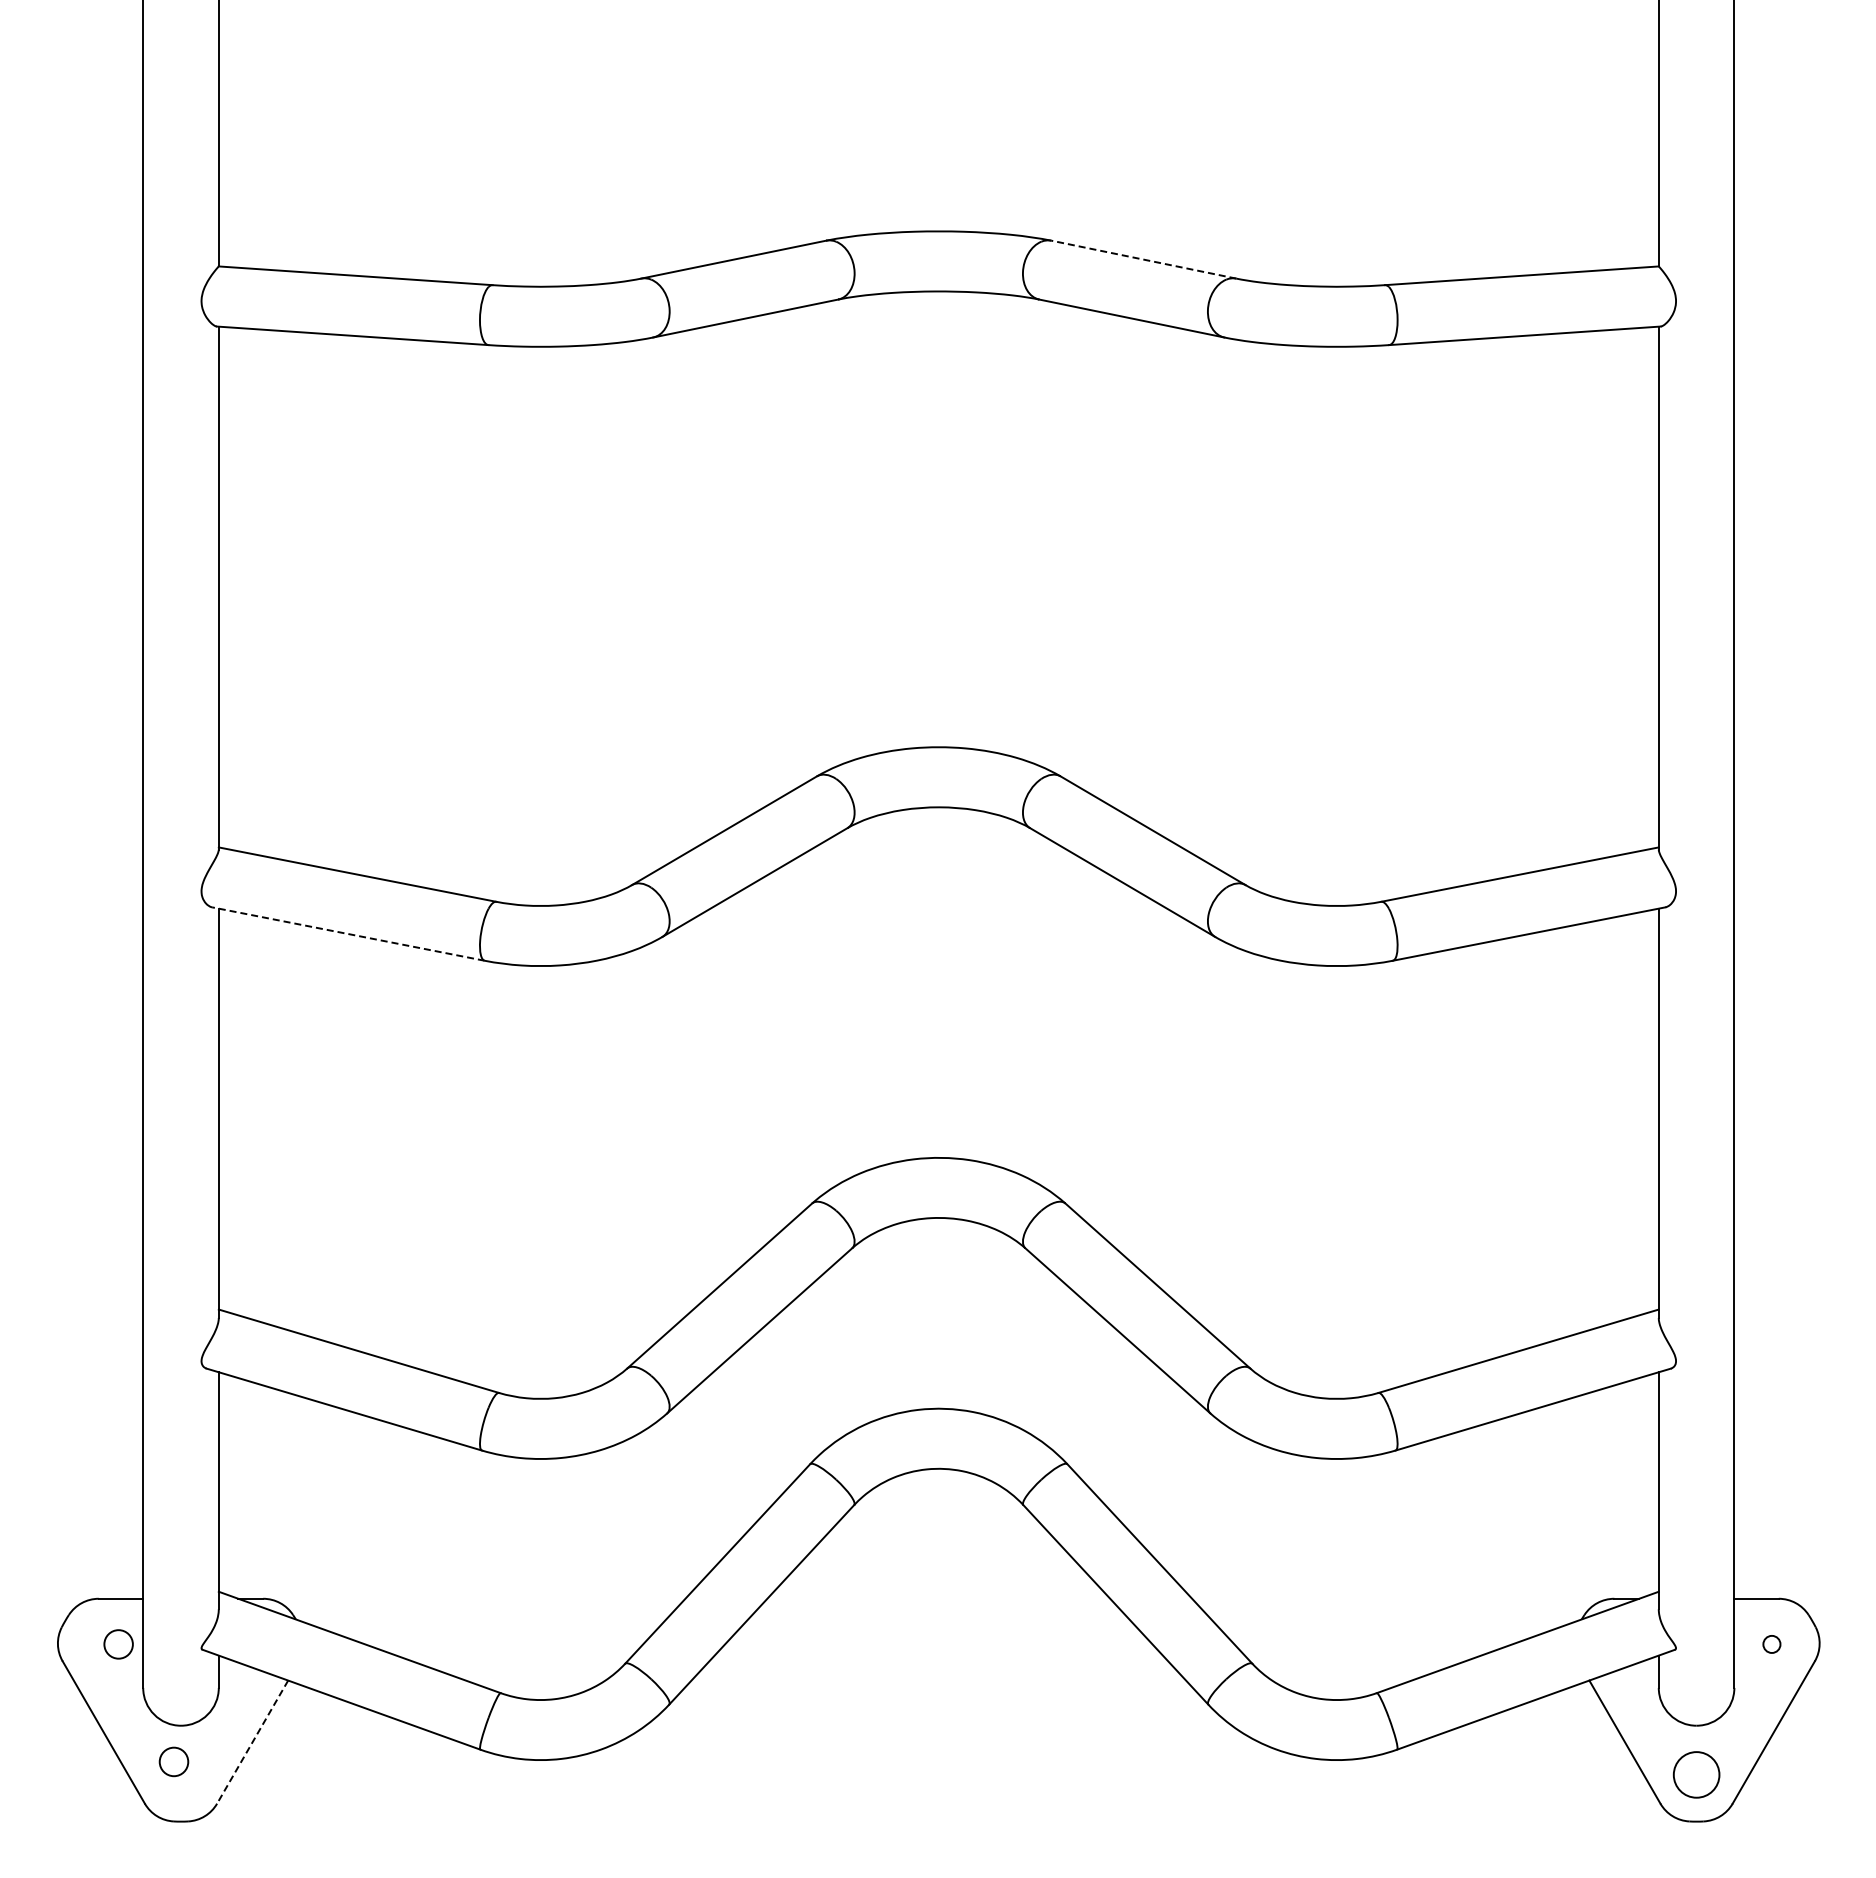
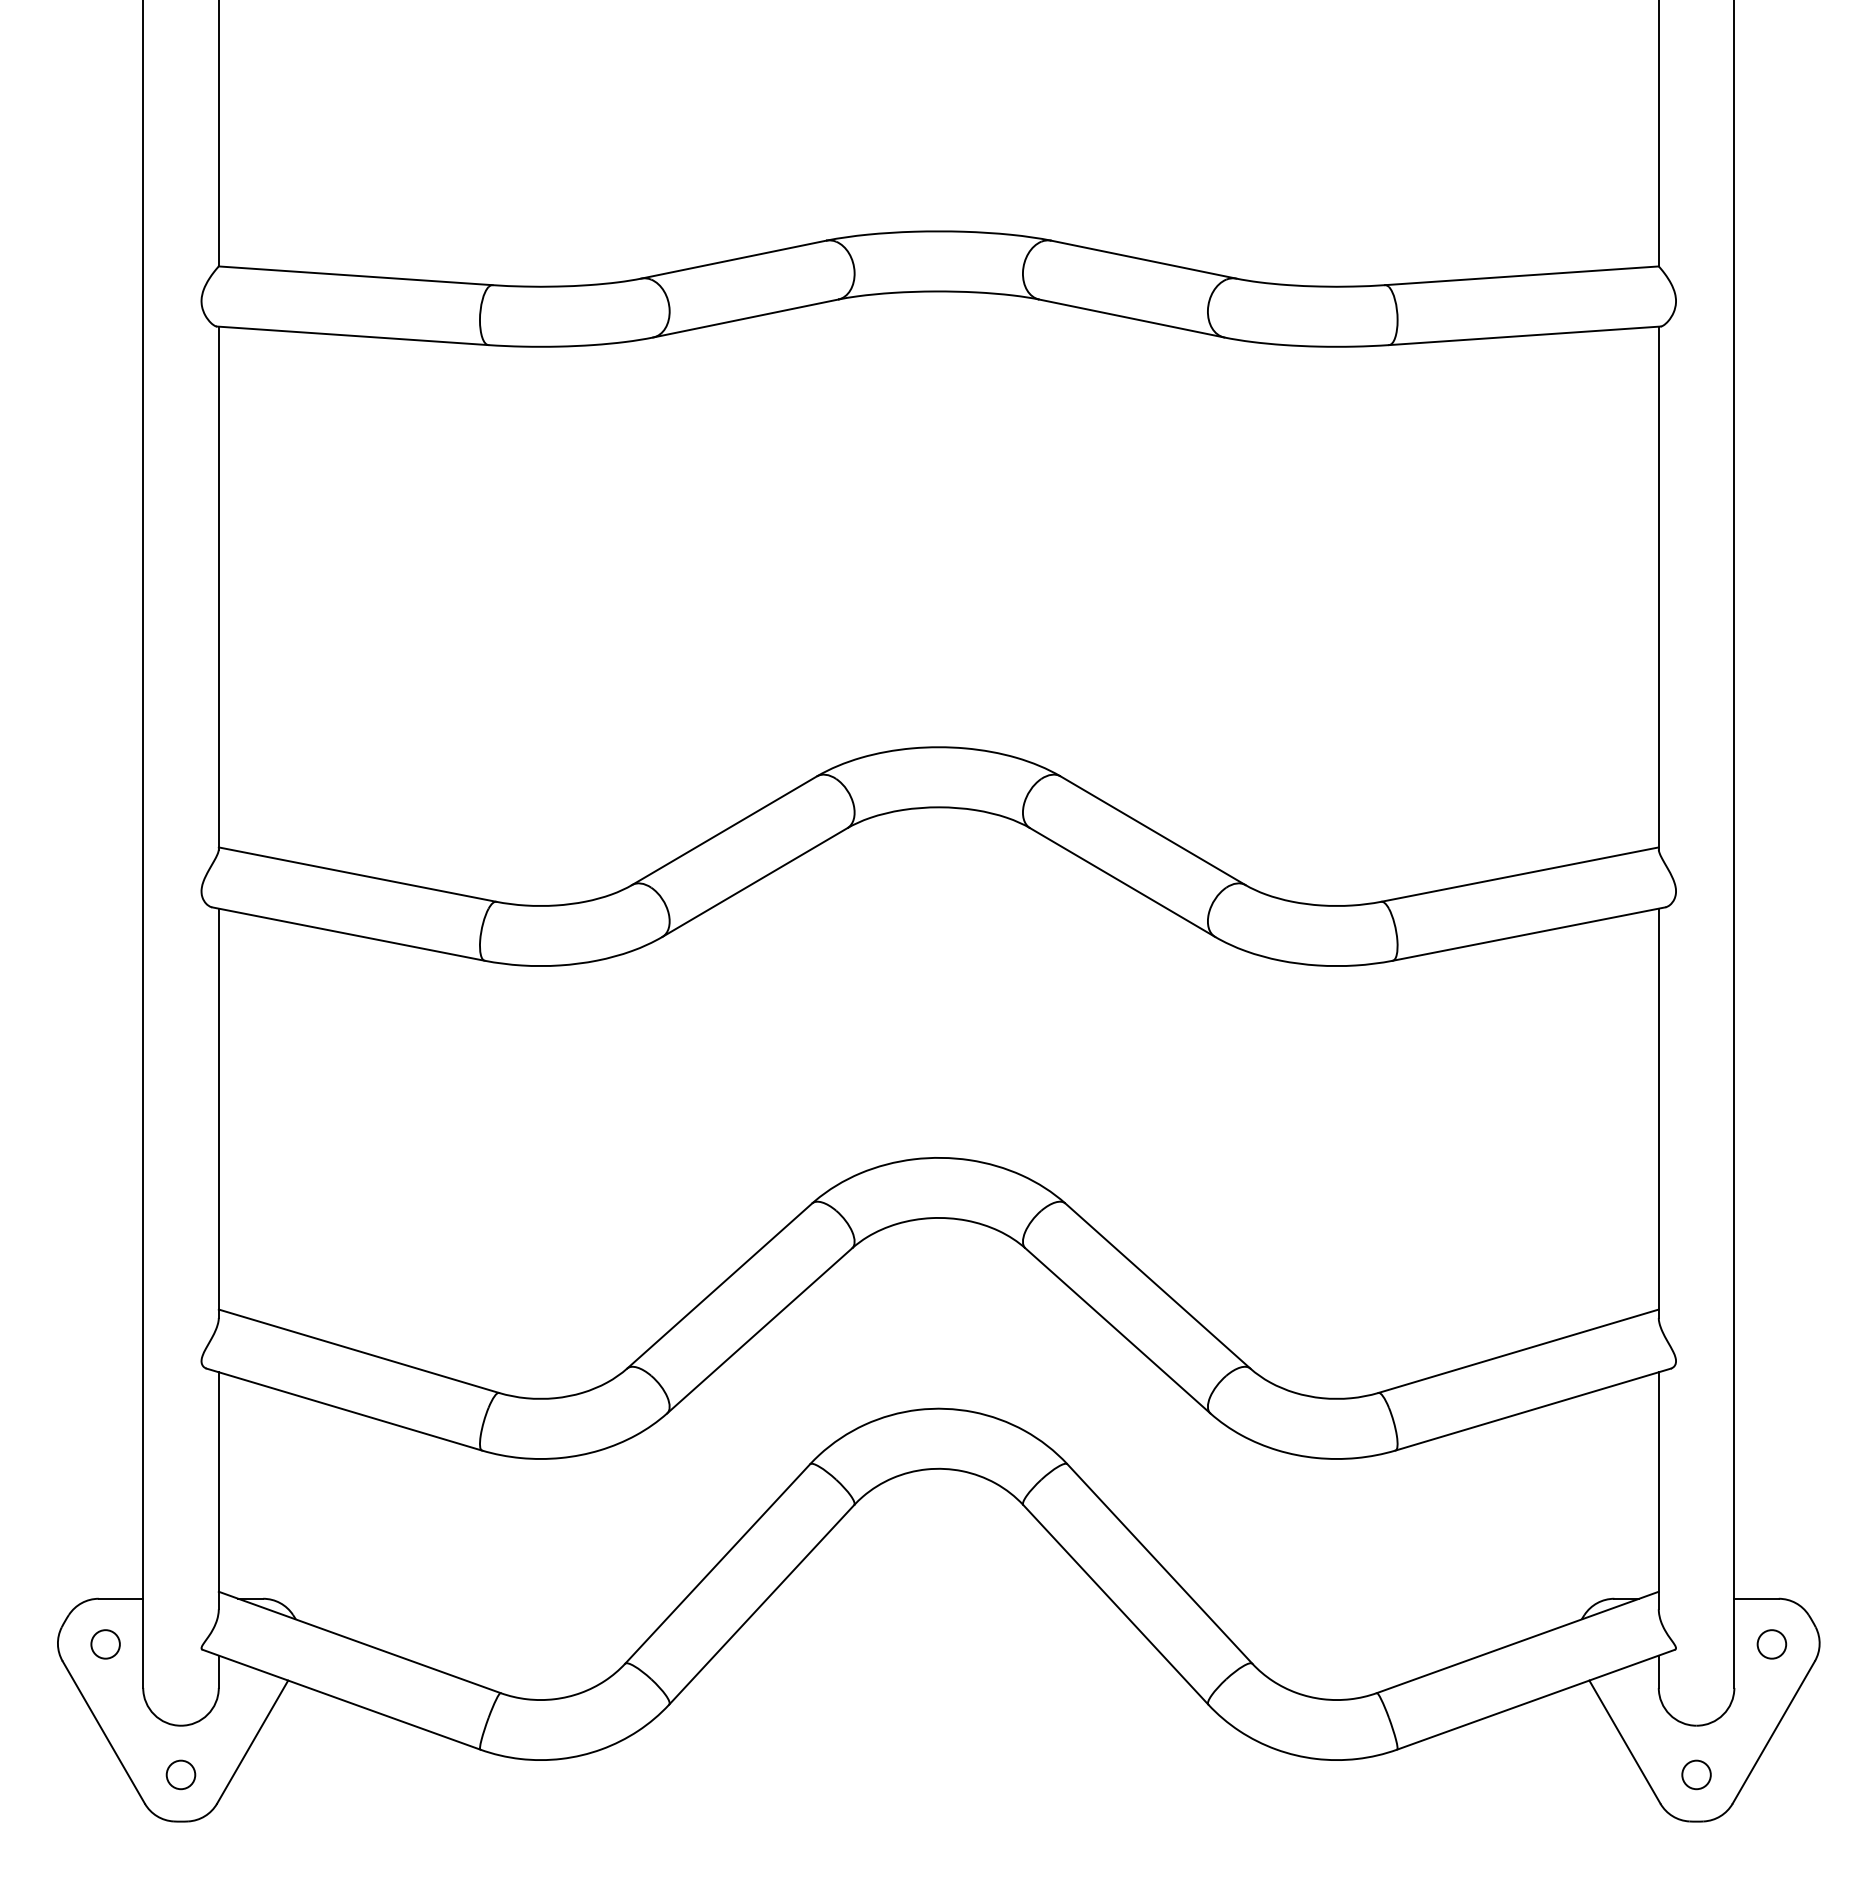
line: dashed -> solid (1143, 259)
line: dashed -> solid (348, 934)
circle diameter: 17 px -> 29 px (1771, 1644)
circle position: (118, 1644) -> (105, 1644) (105, 1644)
line: dashed -> solid (252, 1742)
circle position: (173, 1761) -> (180, 1774) (180, 1774)
circle size: 49x48 px -> 31x32 px (1696, 1774)
